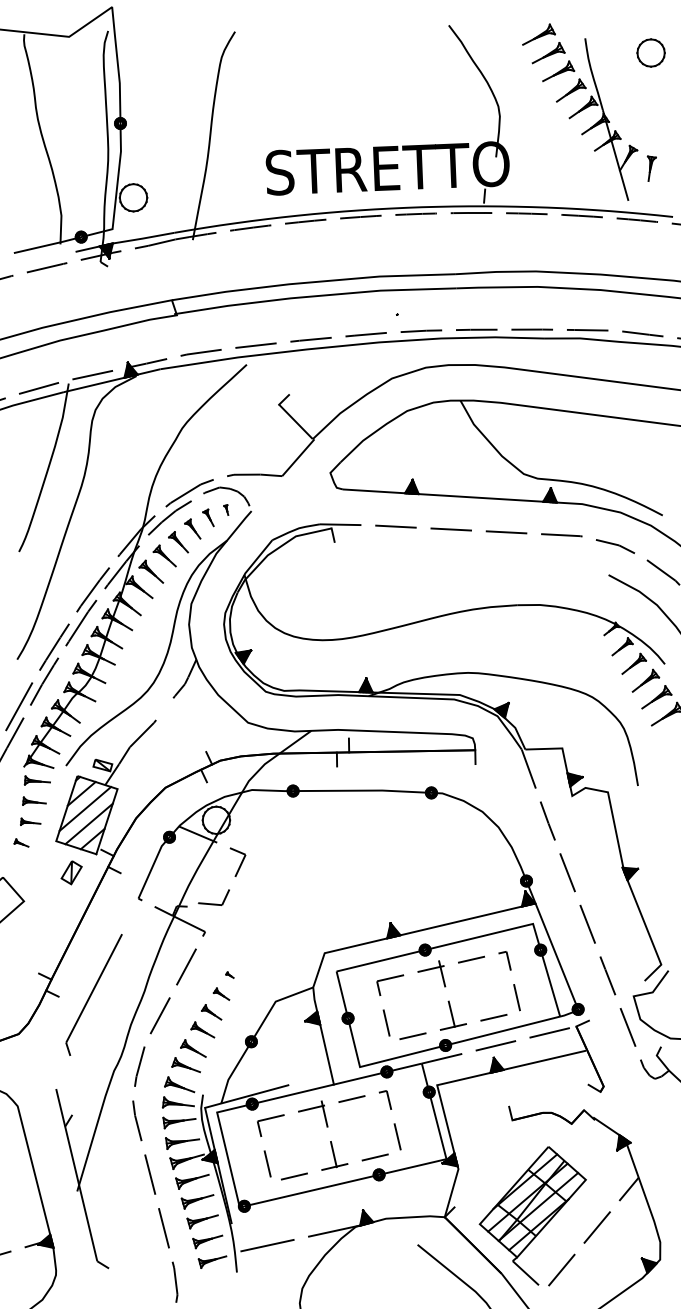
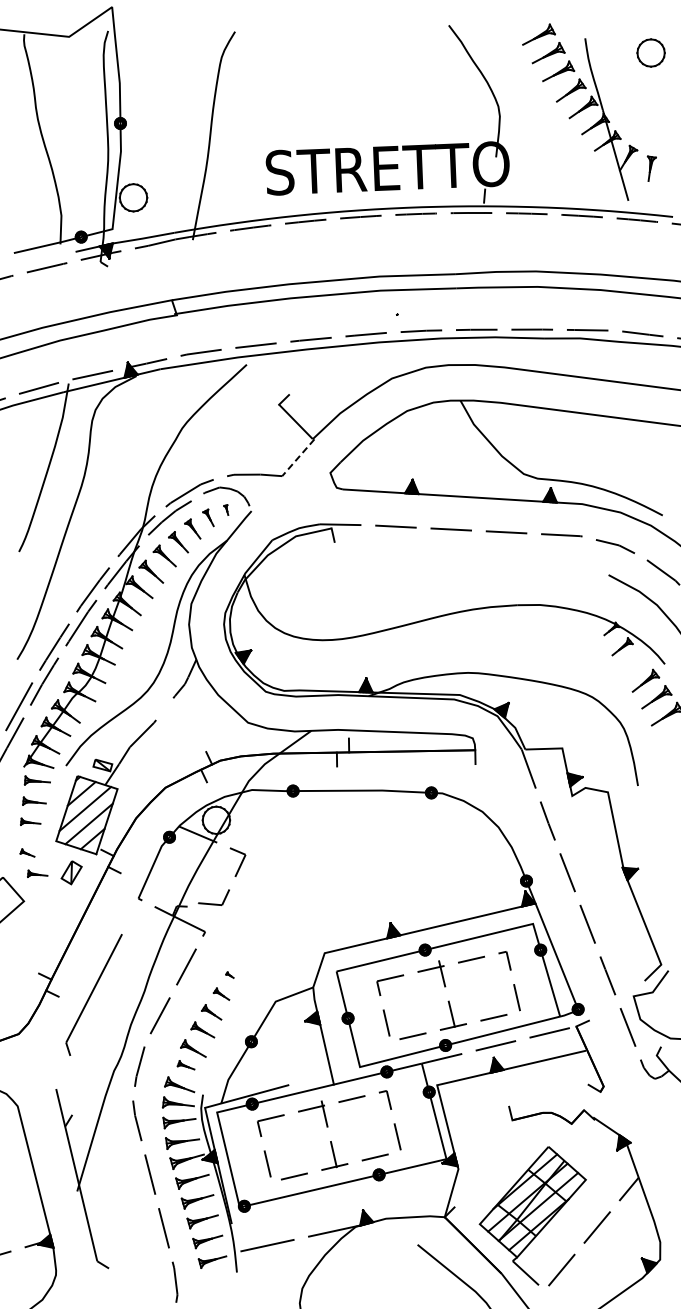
line: solid -> dashed (298, 458)
part: present -> none (633, 663)
part position: (21, 842) -> (27, 852) (27, 852)
part: none -> present (37, 873)
part size: 30x17 px -> 20x11 px (185, 1065)
